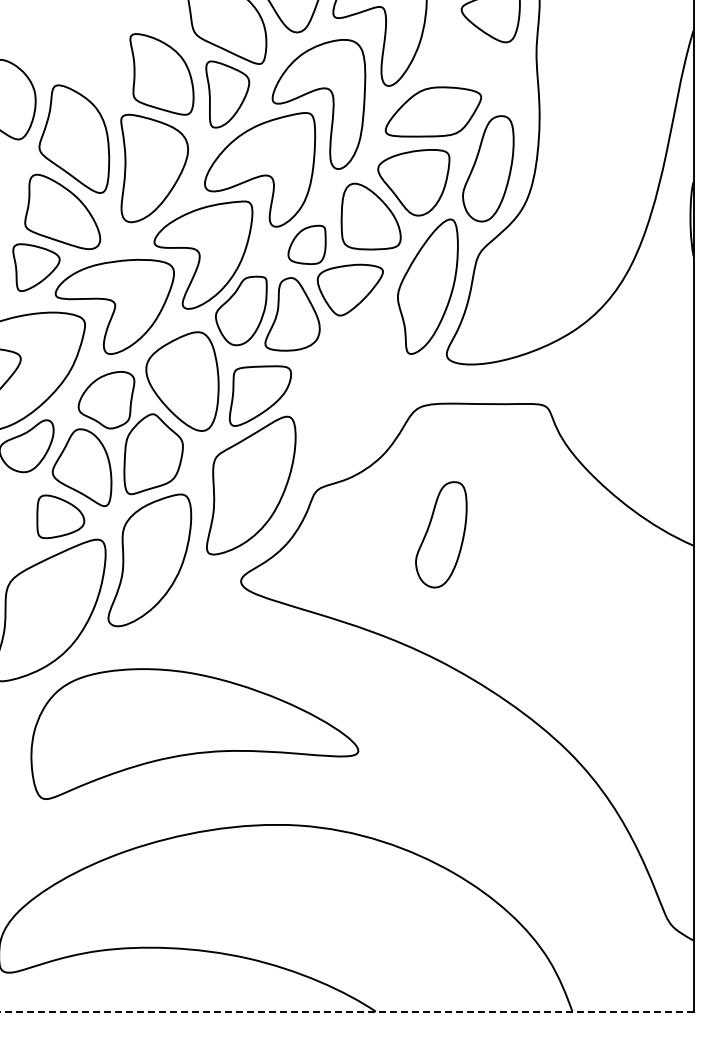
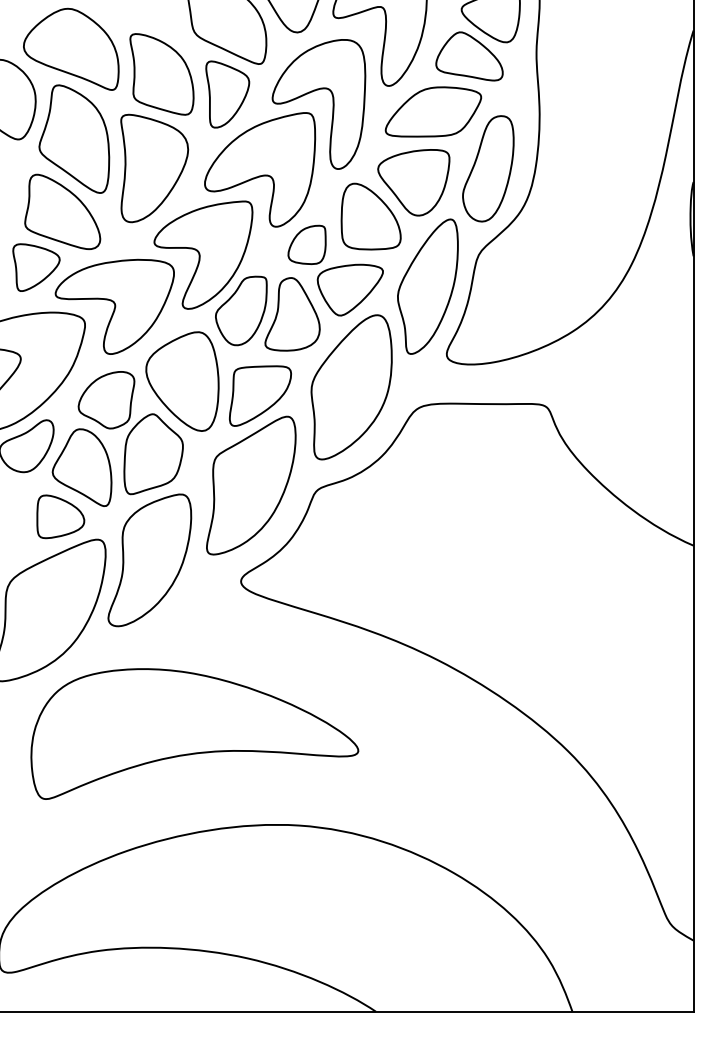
part: none -> present (71, 48)
part: none -> present (469, 56)
part: none -> present (351, 387)
part: present -> none (441, 534)
line: dashed -> solid (347, 1011)
